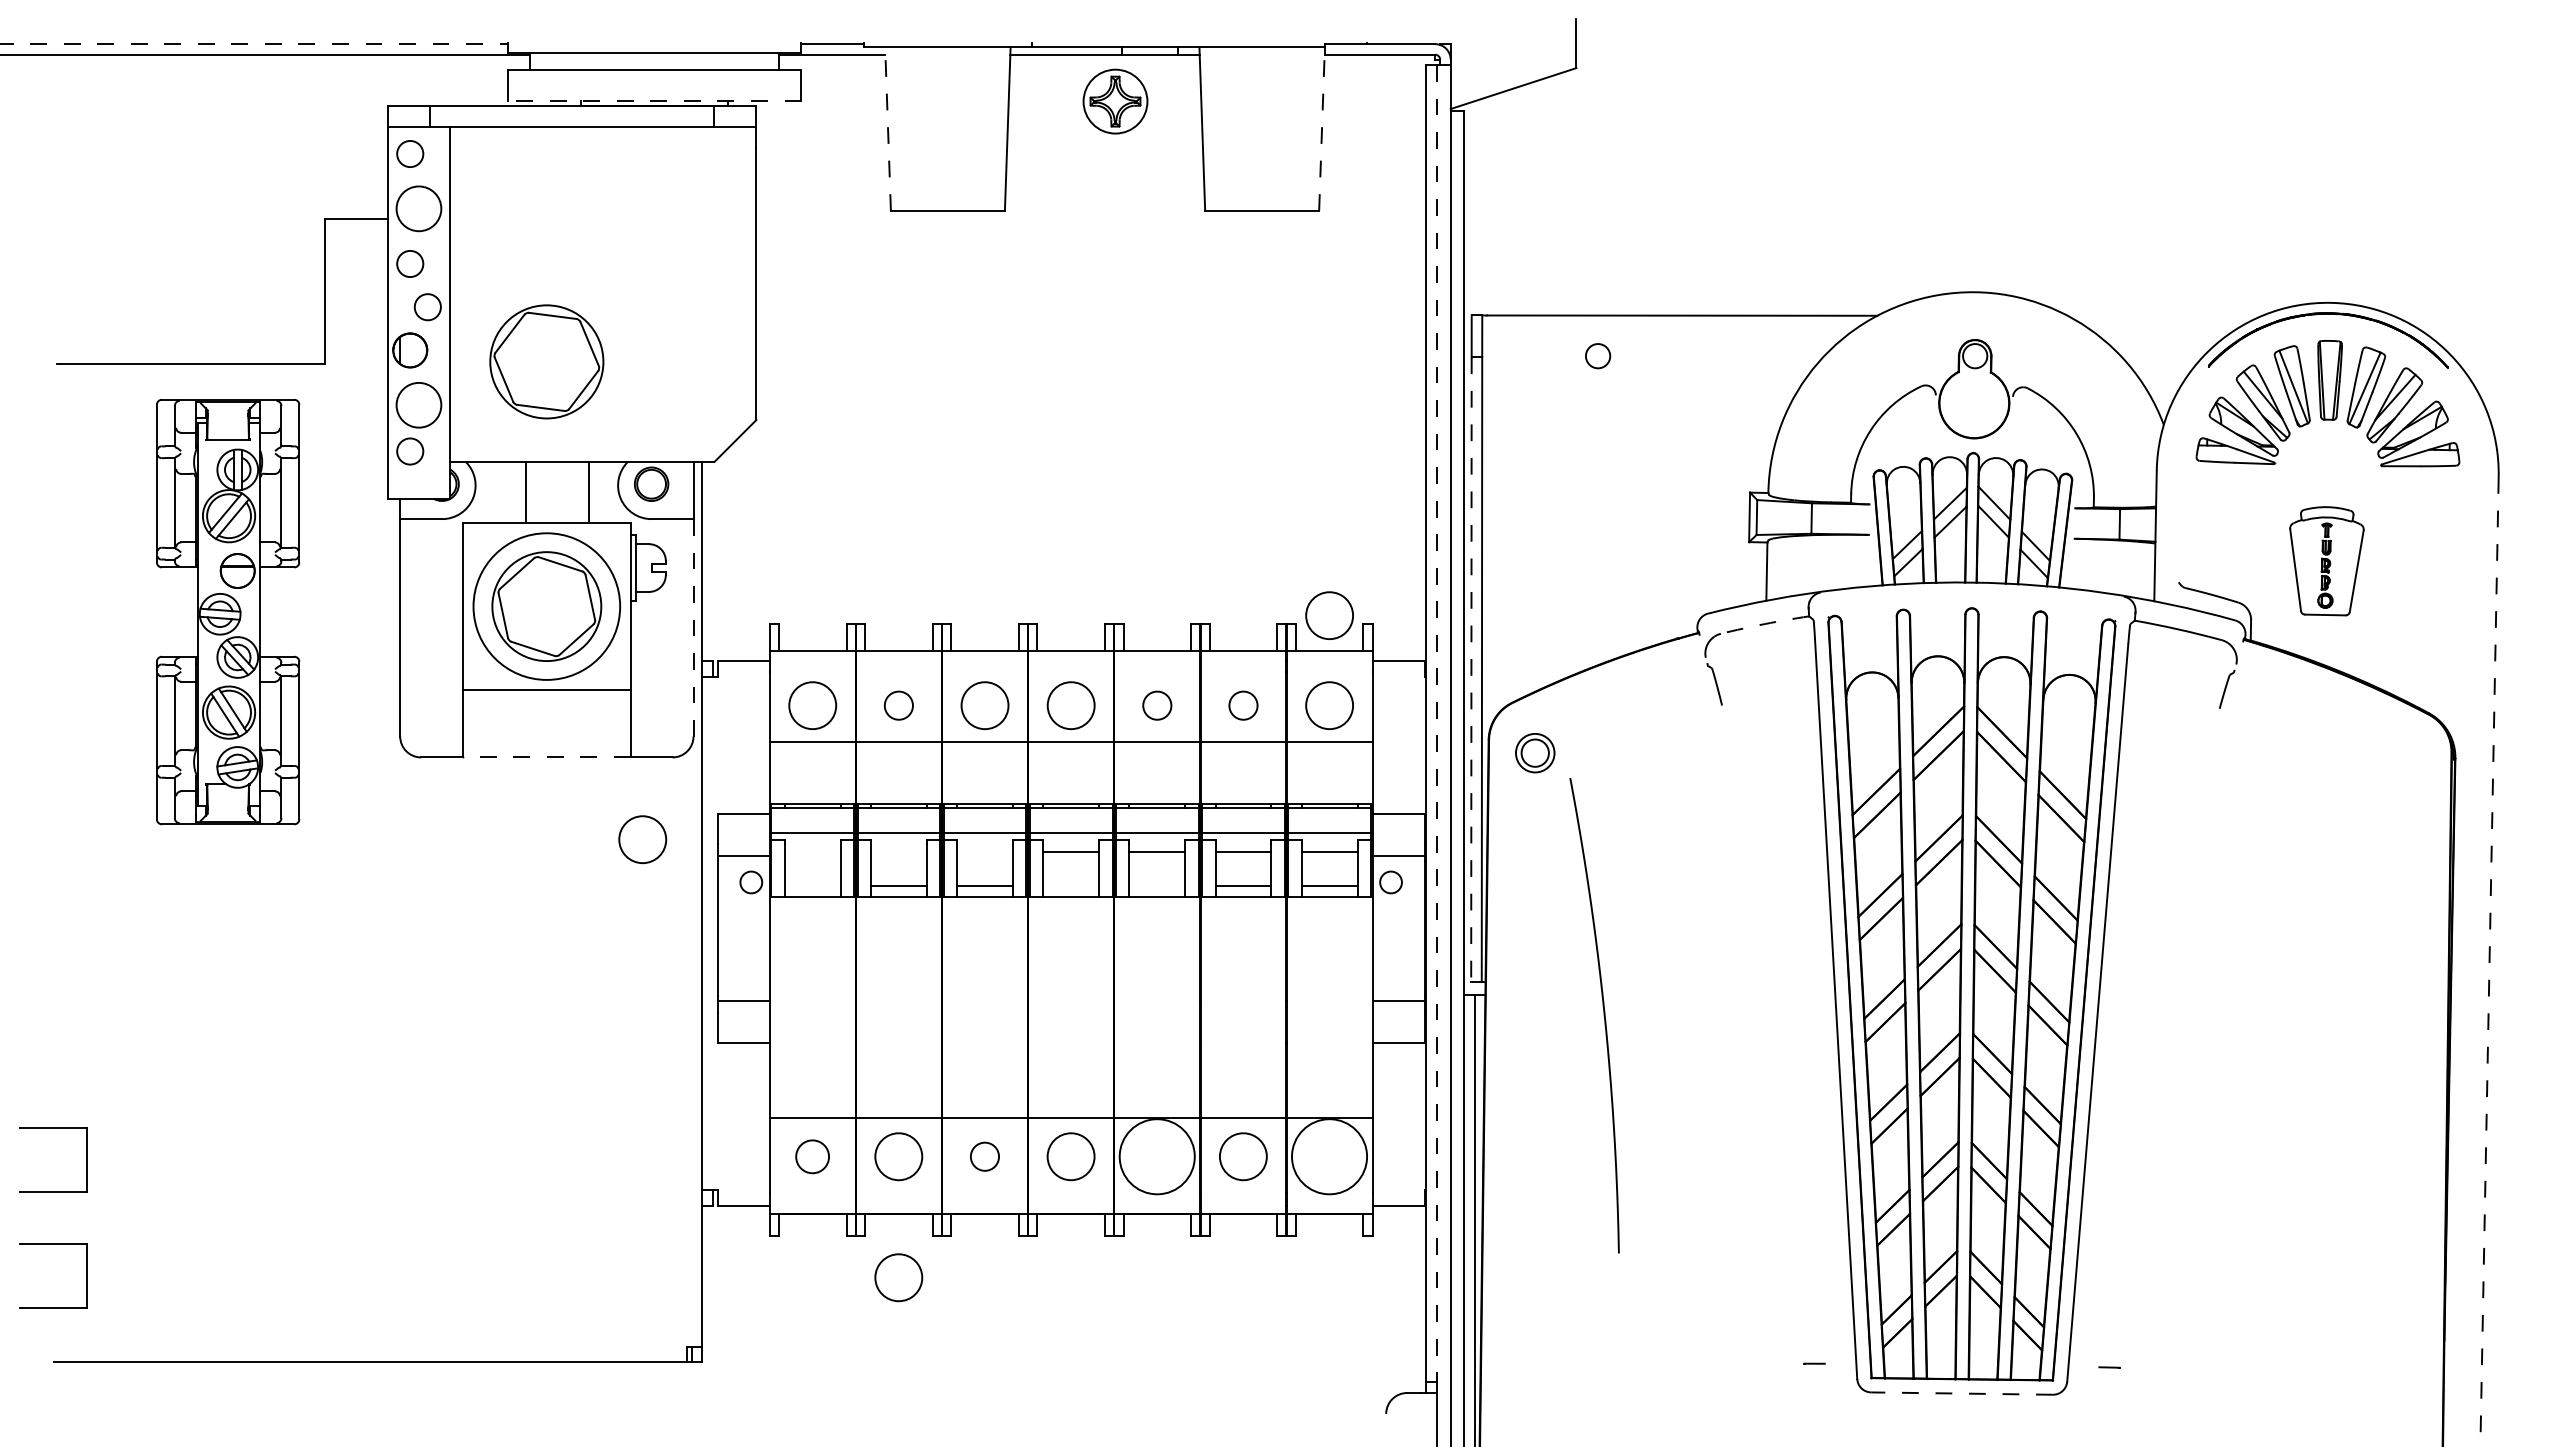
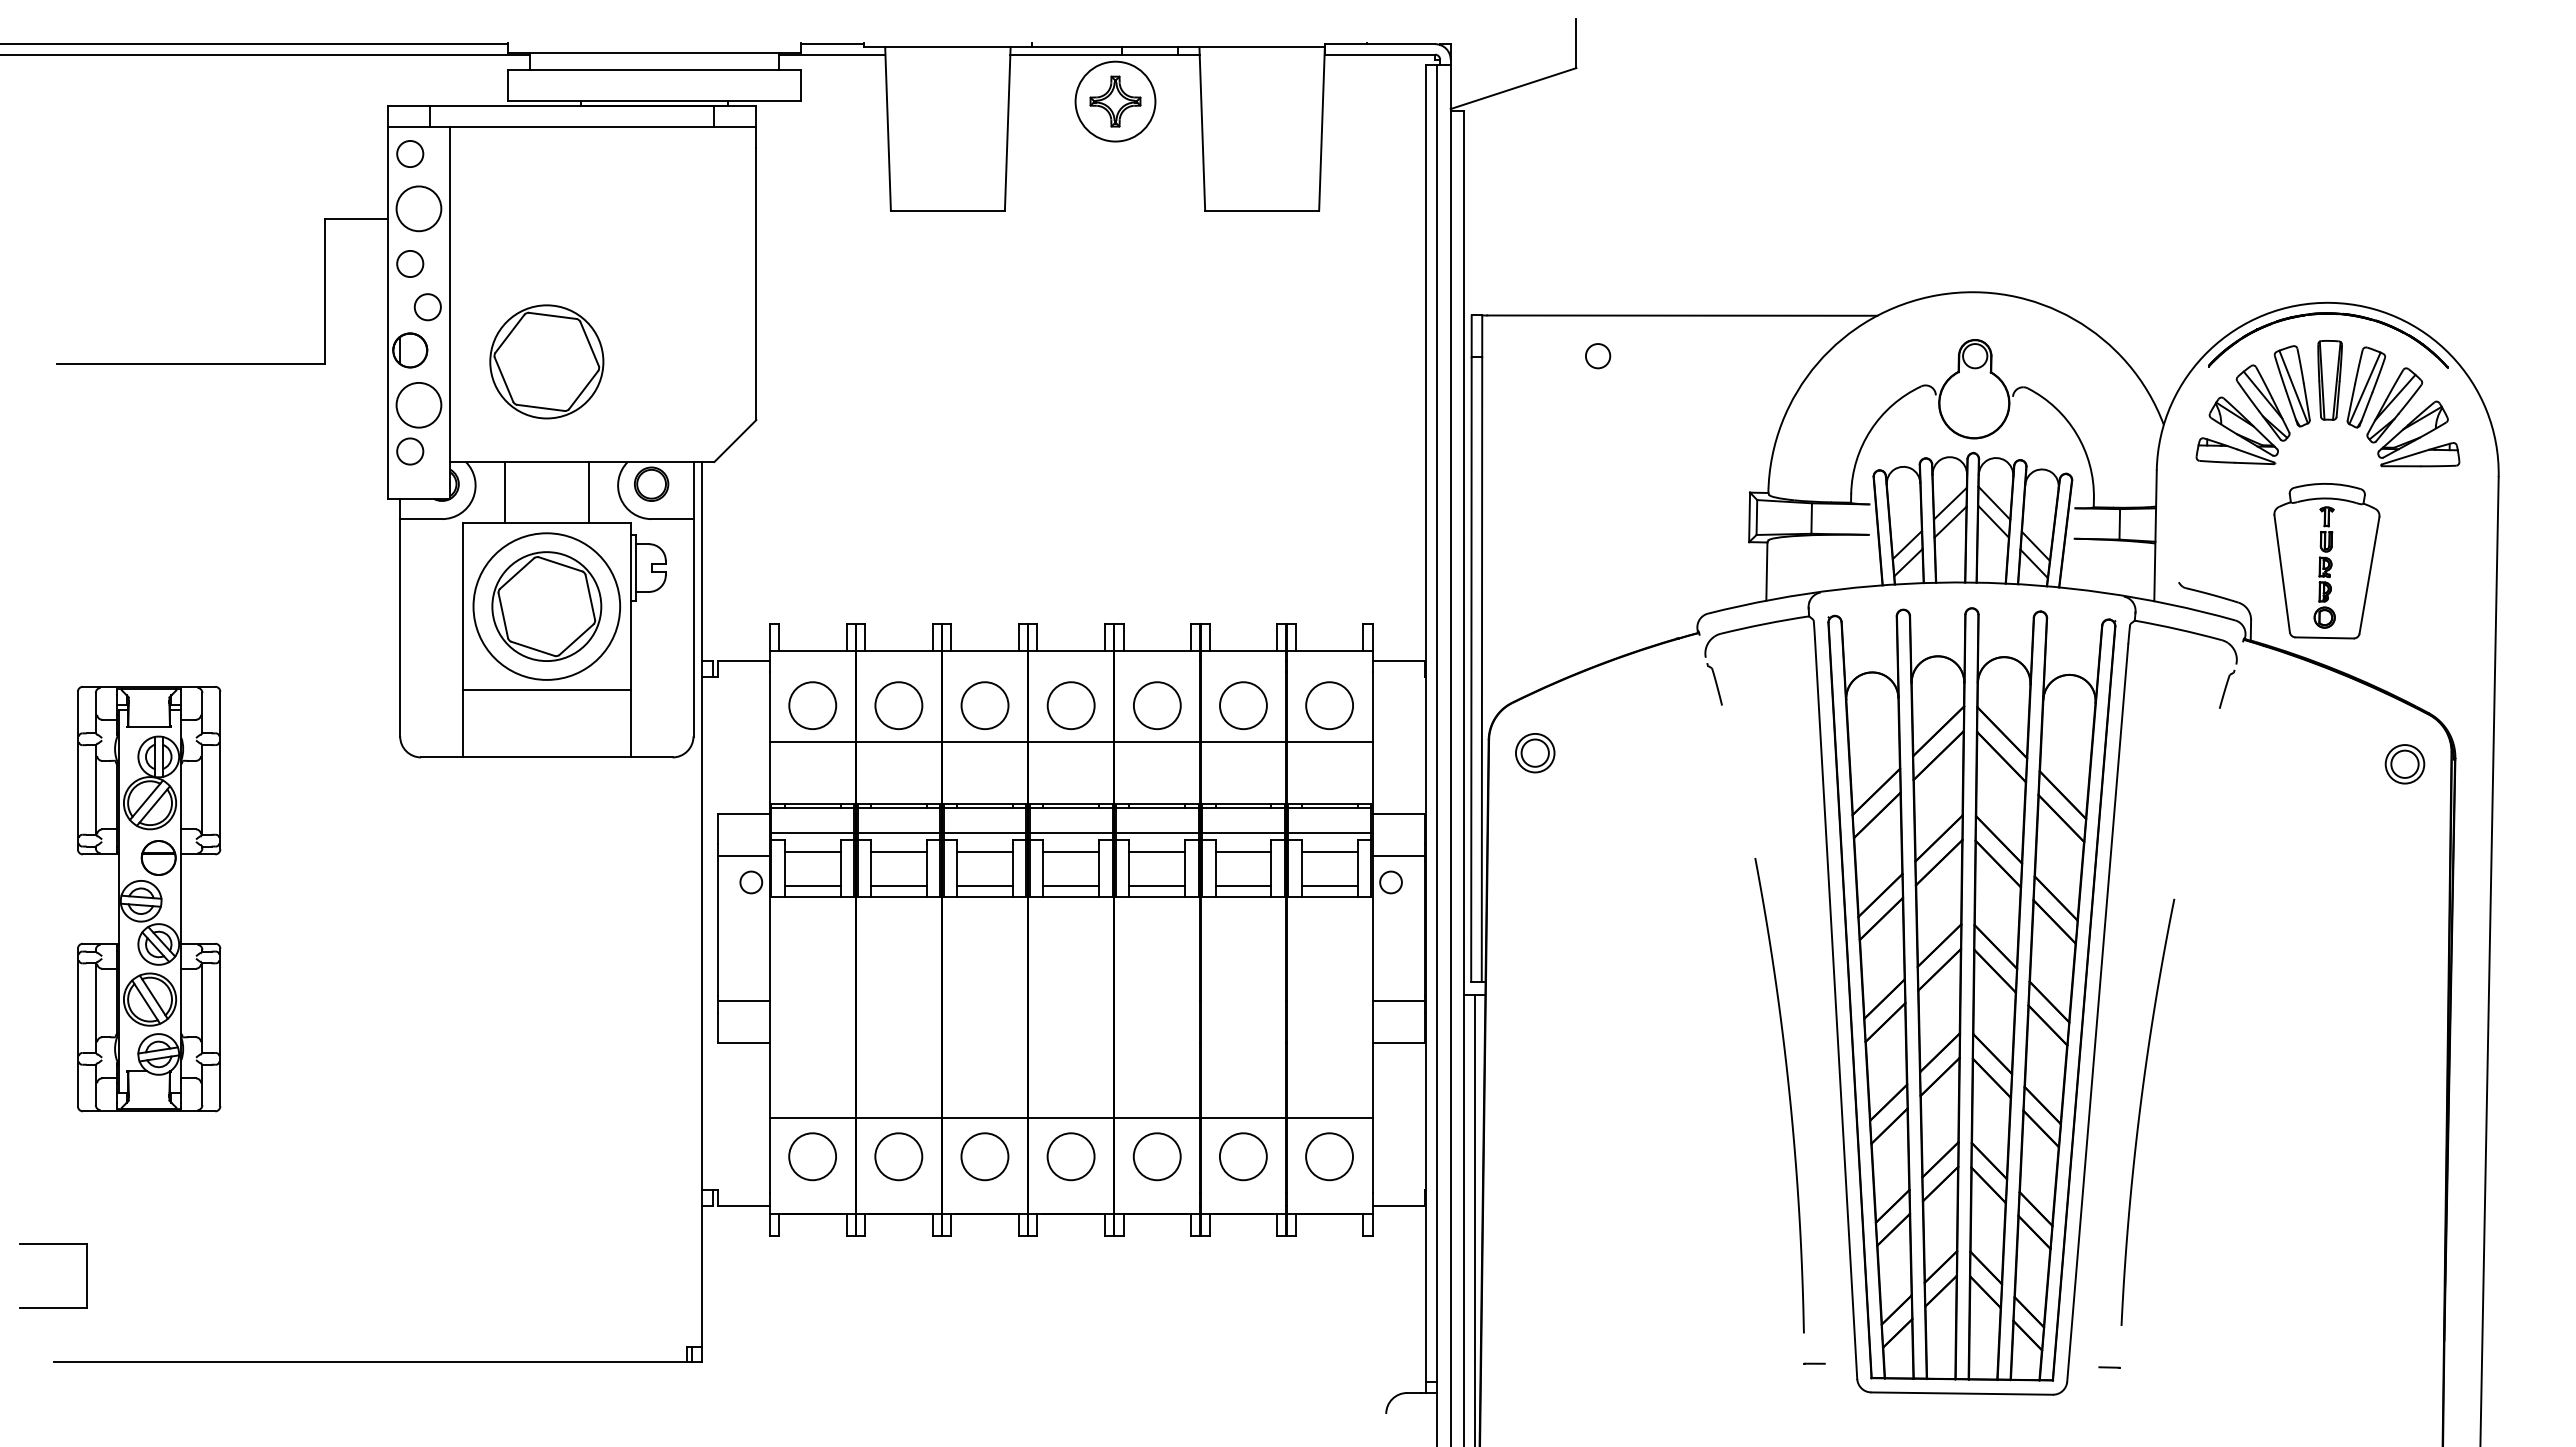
line: dashed -> solid (254, 44)
line: dashed -> solid (654, 101)
circle diameter: 64 px -> 80 px (1115, 101)
line: dashed -> solid (888, 129)
line: dashed -> solid (1322, 129)
line position: (525, 491) -> (504, 491) (504, 491)
part size: 76x111 px -> 108x157 px (2326, 561)
part position: (228, 612) -> (149, 899) (149, 899)
circle: present -> none (1329, 615)
arc: dashed -> solid (1764, 624)
line: dashed -> solid (693, 627)
line: dashed -> solid (1471, 670)
circle diameter: 28 px -> 47 px (898, 705)
circle diameter: 28 px -> 47 px (1156, 705)
circle diameter: 28 px -> 47 px (1243, 705)
line: dashed -> solid (1436, 723)
line: dashed -> solid (546, 757)
part: none -> present (2404, 764)
circle: present -> none (642, 839)
line: none -> present (812, 851)
line: none -> present (898, 851)
line: none -> present (984, 851)
line: none -> present (812, 886)
line: none -> present (1071, 886)
line: none -> present (1157, 886)
line: dashed -> solid (2489, 961)
curve position: (1603, 1015) -> (1788, 1095) (1788, 1095)
curve: none -> present (2141, 1108)
part: present -> none (53, 1128)
circle size: 35x36 px -> 49x50 px (812, 1156)
circle diameter: 28 px -> 47 px (984, 1156)
circle diameter: 75 px -> 47 px (1156, 1156)
circle diameter: 75 px -> 47 px (1329, 1156)
circle: present -> none (898, 1277)
line: dashed -> solid (1962, 1393)
